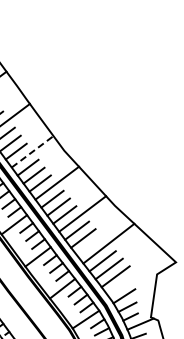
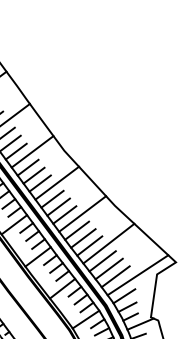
line: dashed -> solid (33, 151)
line: none -> present (89, 245)
line: none -> present (137, 275)
